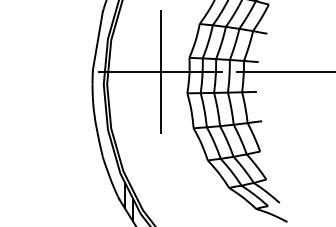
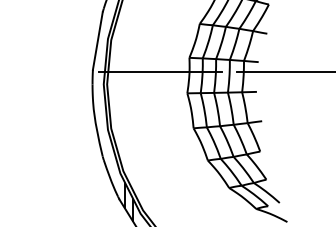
line: present -> none (160, 71)
